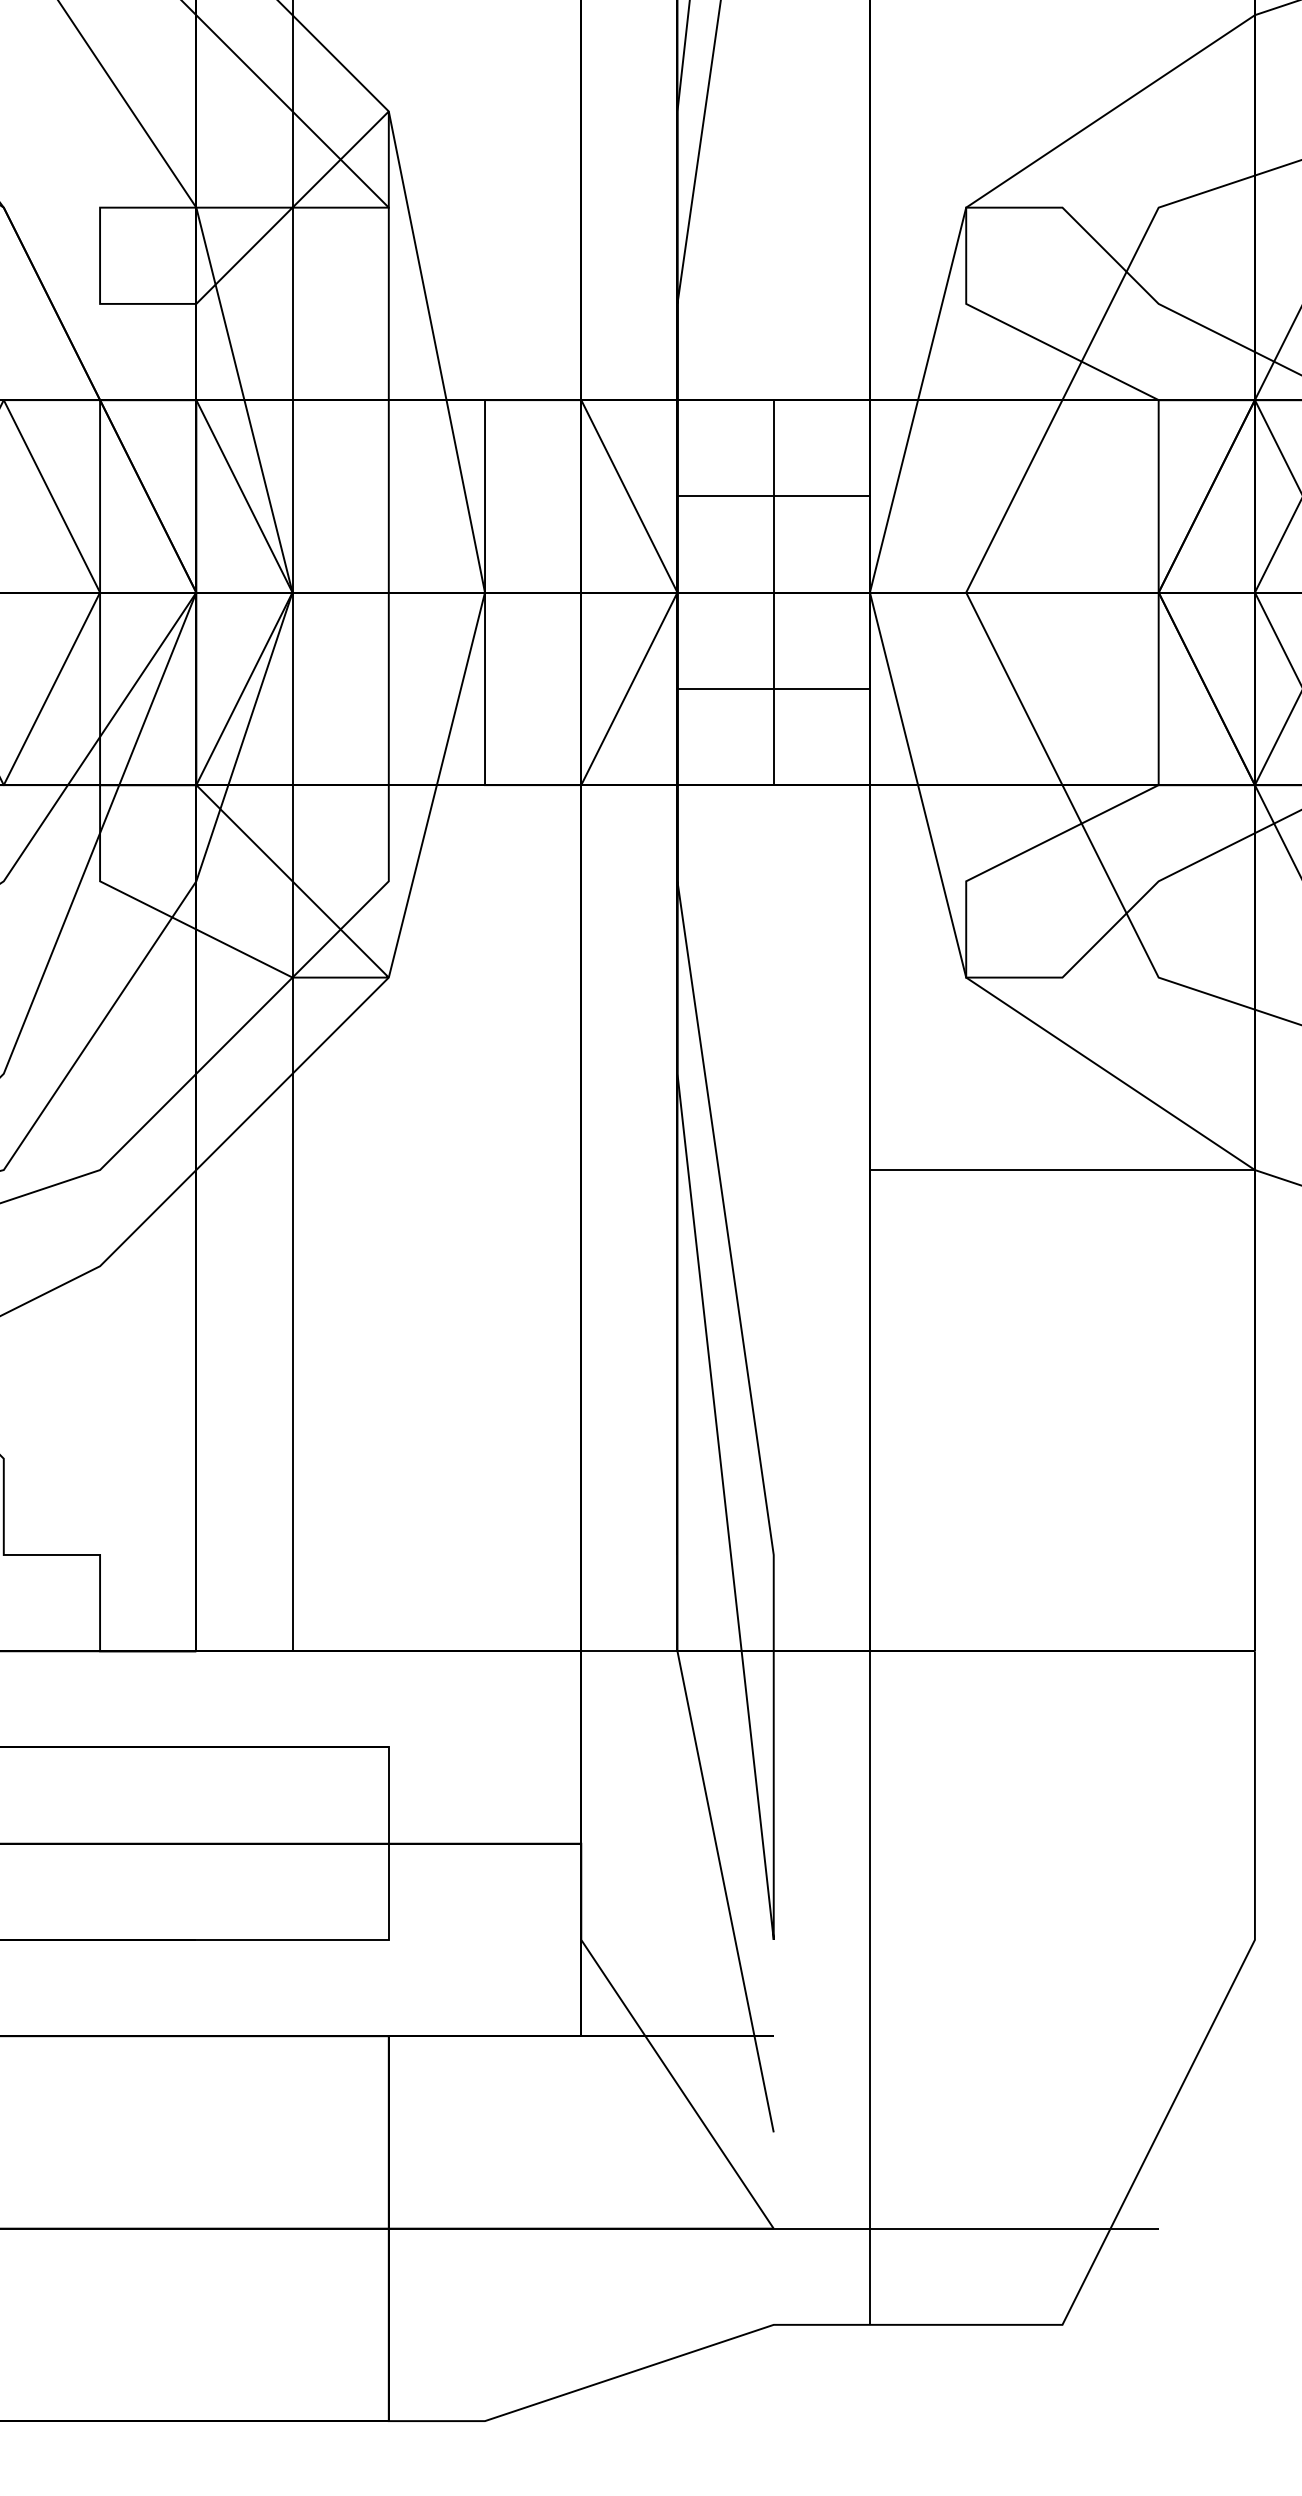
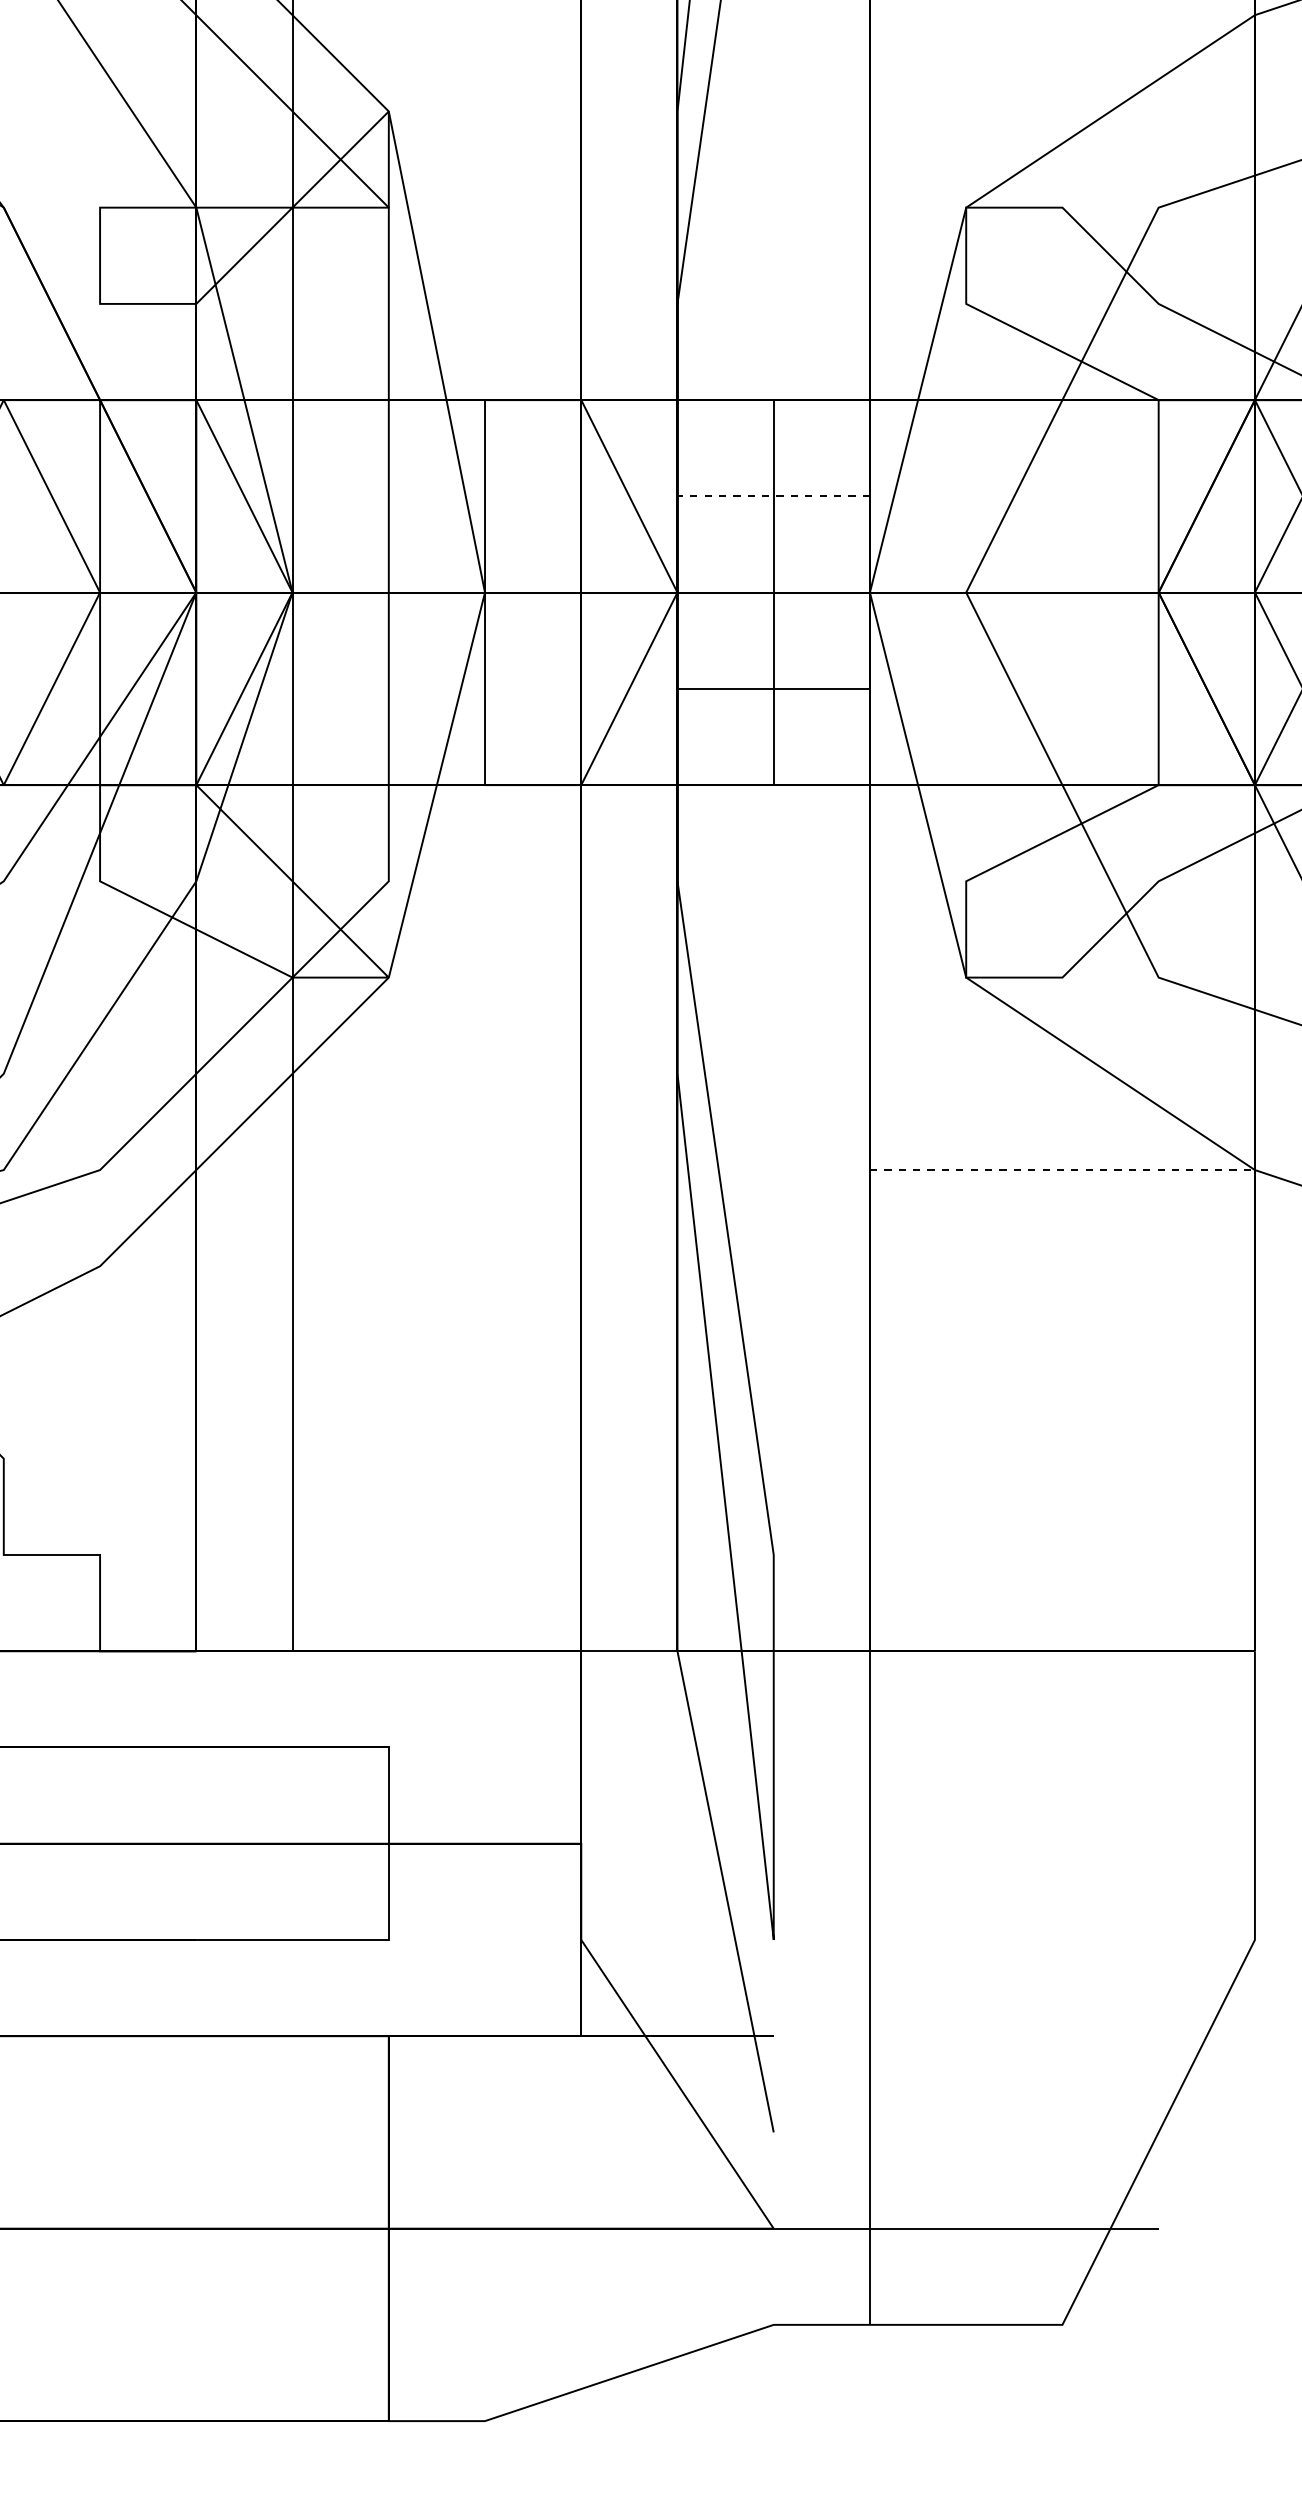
line: solid -> dashed (773, 496)
line: solid -> dashed (1062, 1170)
